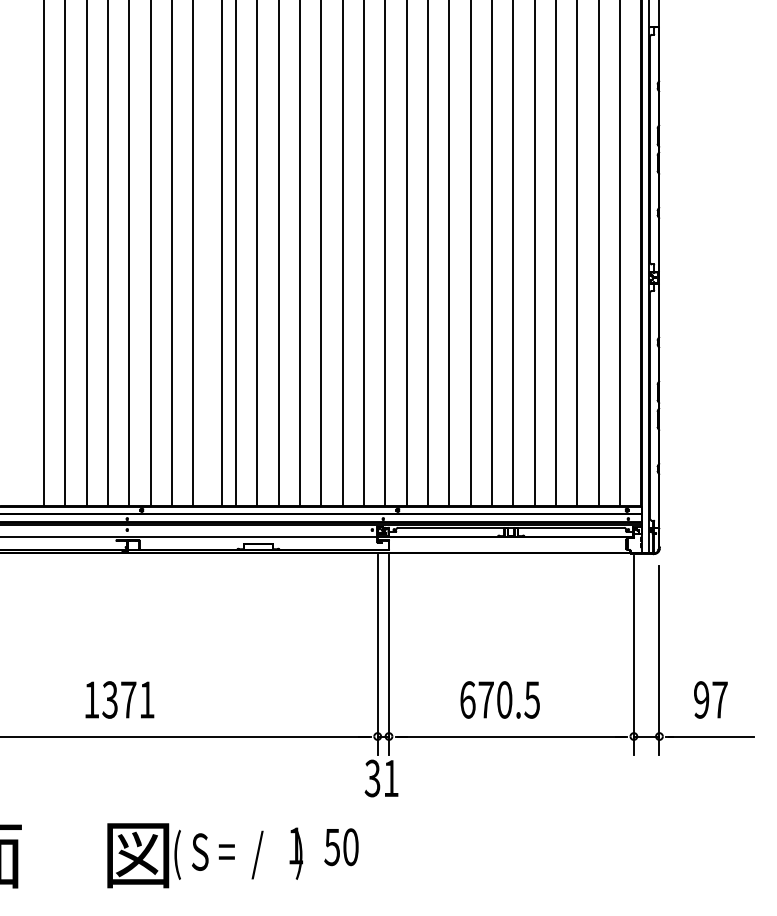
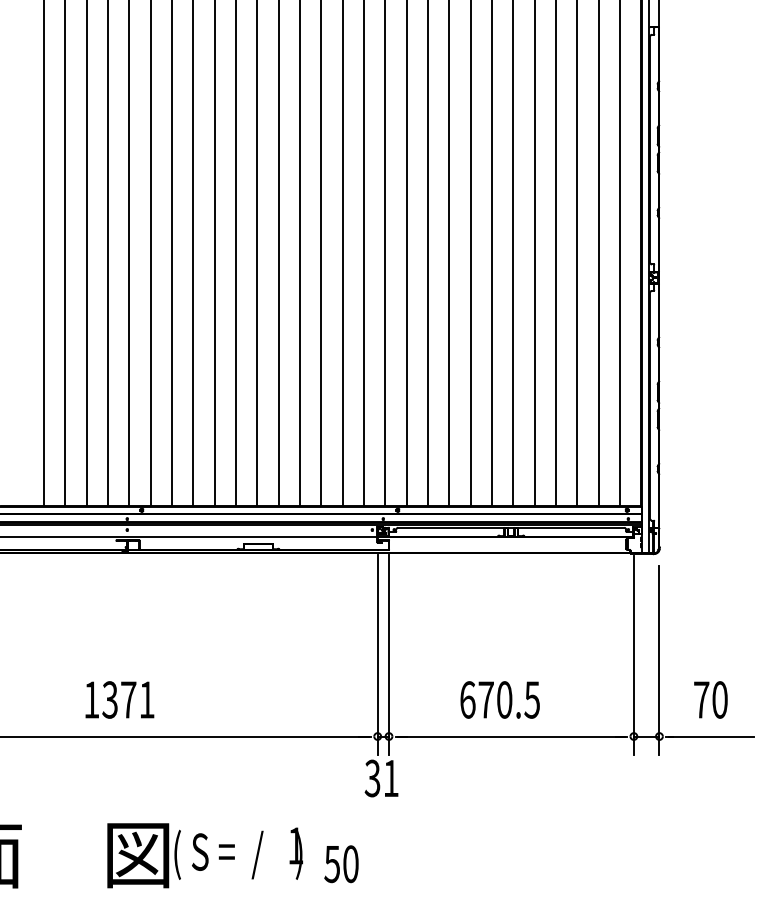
line position: (221, 254) -> (214, 254) (214, 254)
text: 97 -> 70 (710, 699)
text position: (341, 847) -> (341, 864) (341, 864)
